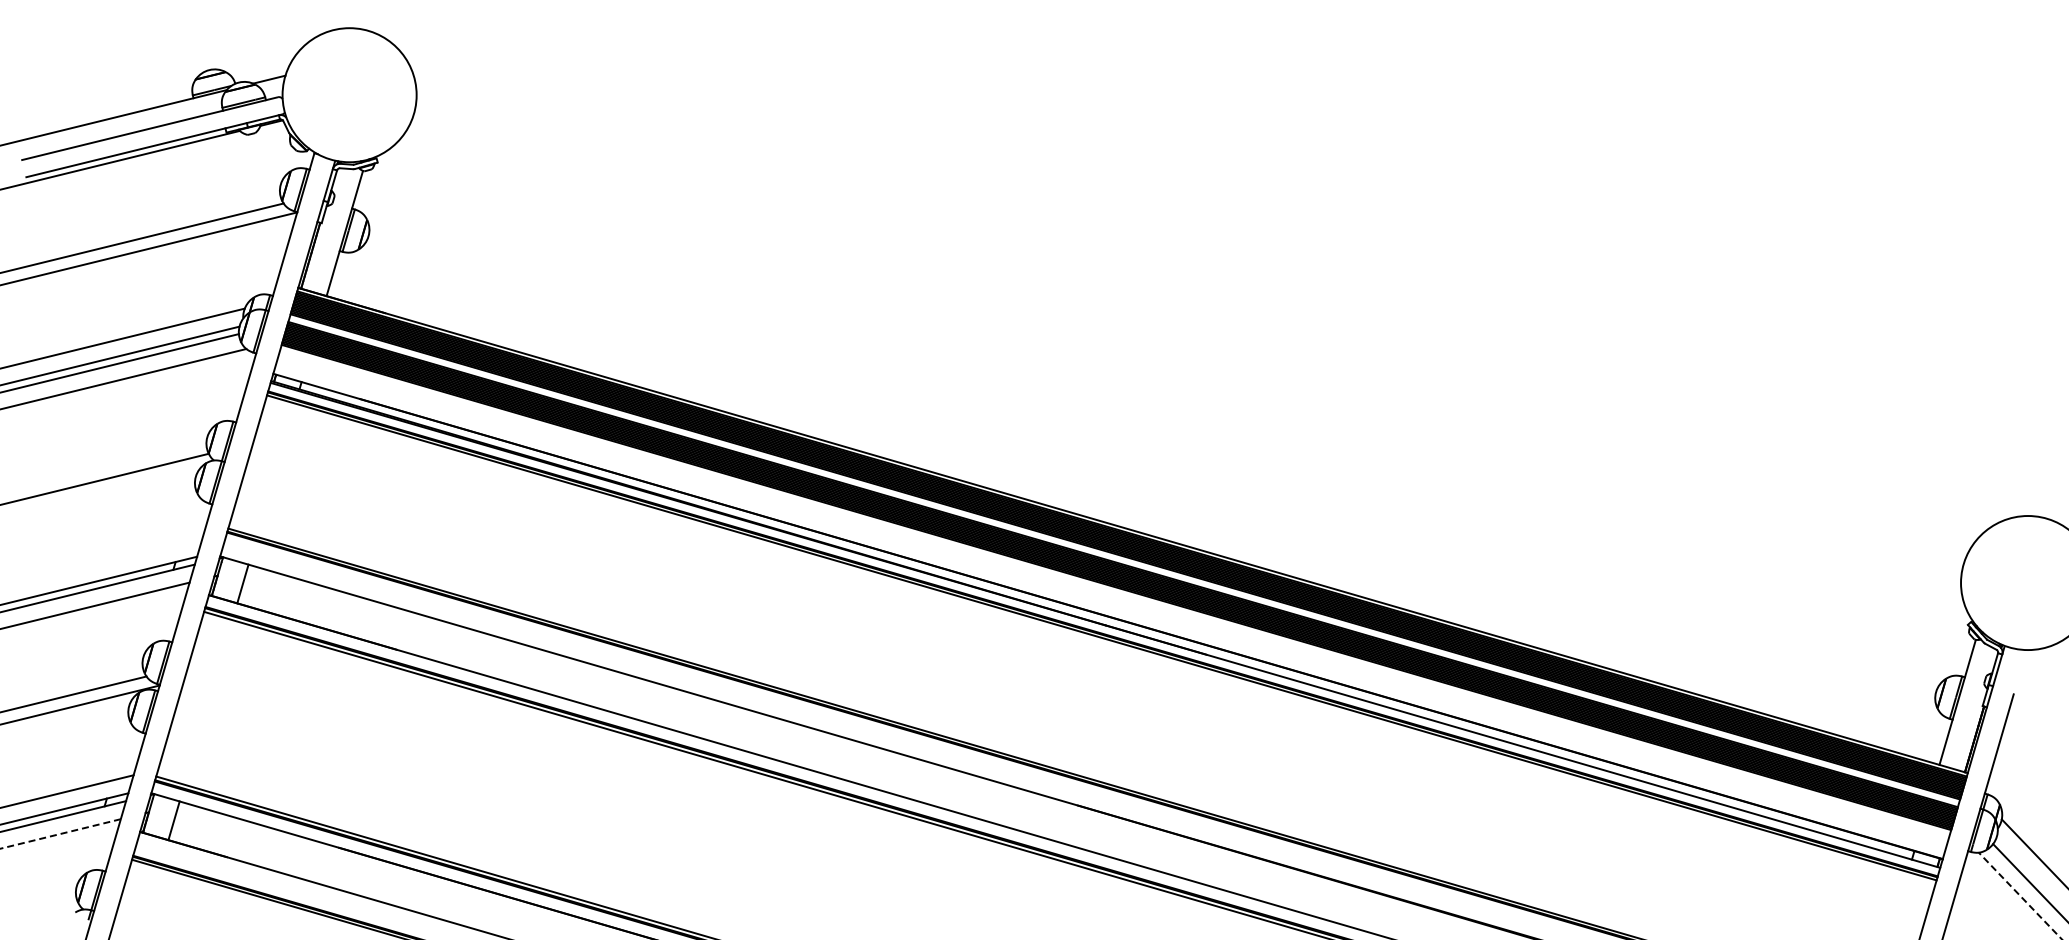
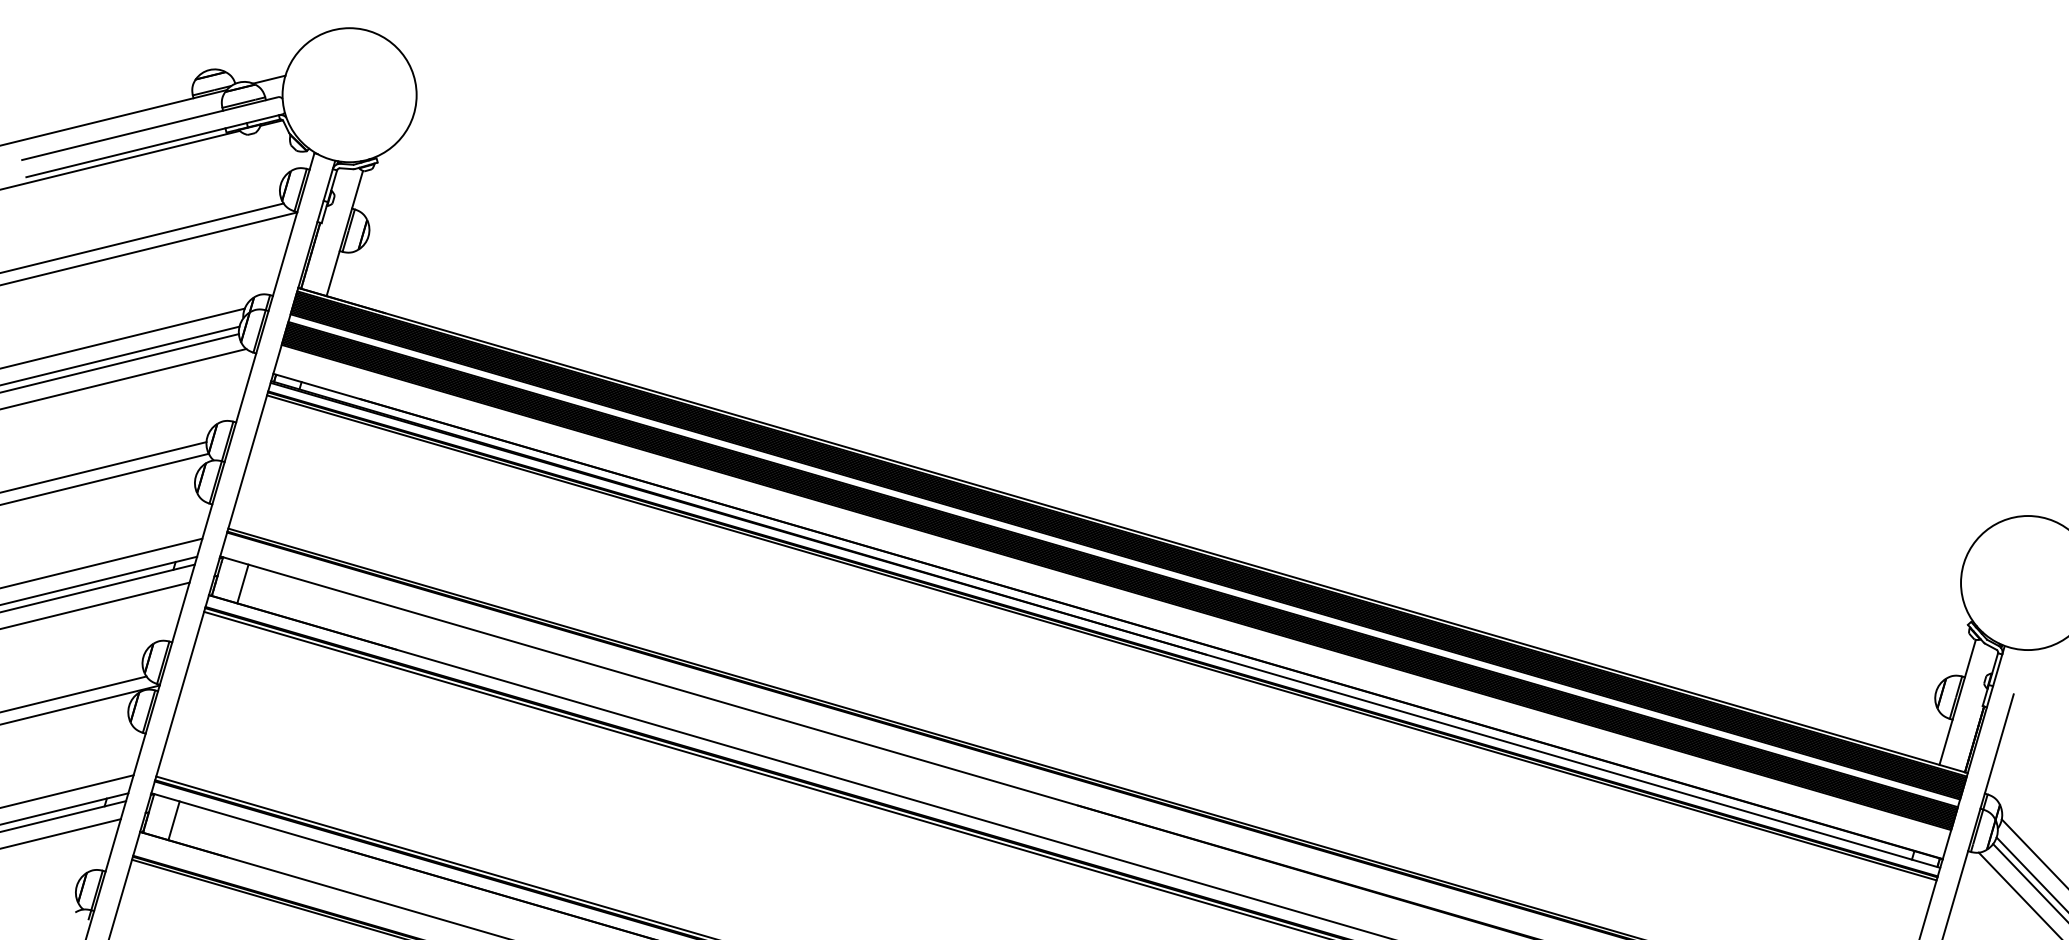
line: none -> present (104, 467)
line: none -> present (102, 562)
line: dashed -> solid (60, 833)
line: none -> present (2030, 873)
line: dashed -> solid (2020, 895)
